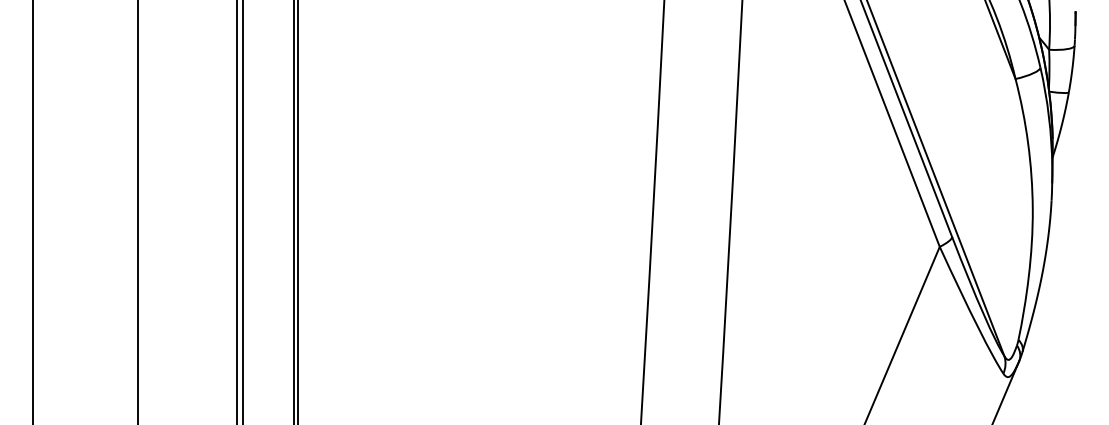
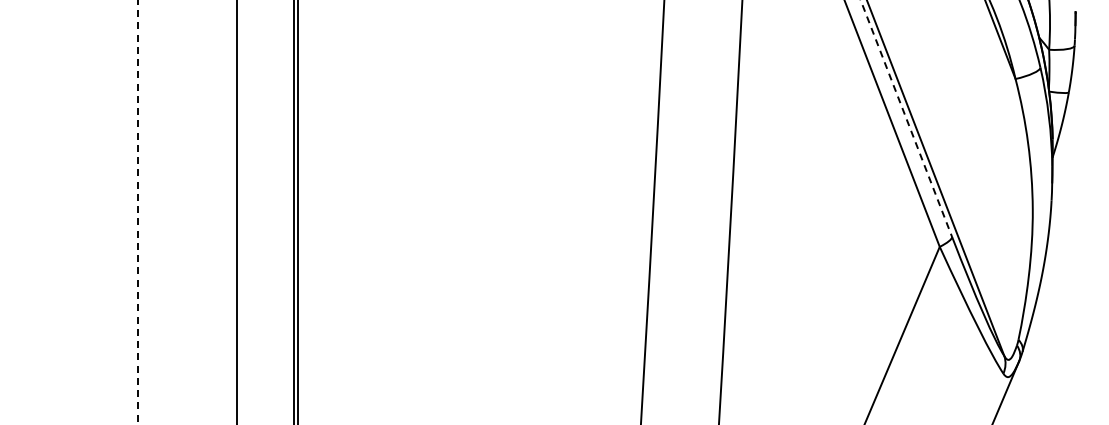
line: solid -> dashed (906, 118)
line: present -> none (33, 211)
line: present -> none (243, 211)
line: solid -> dashed (138, 212)
